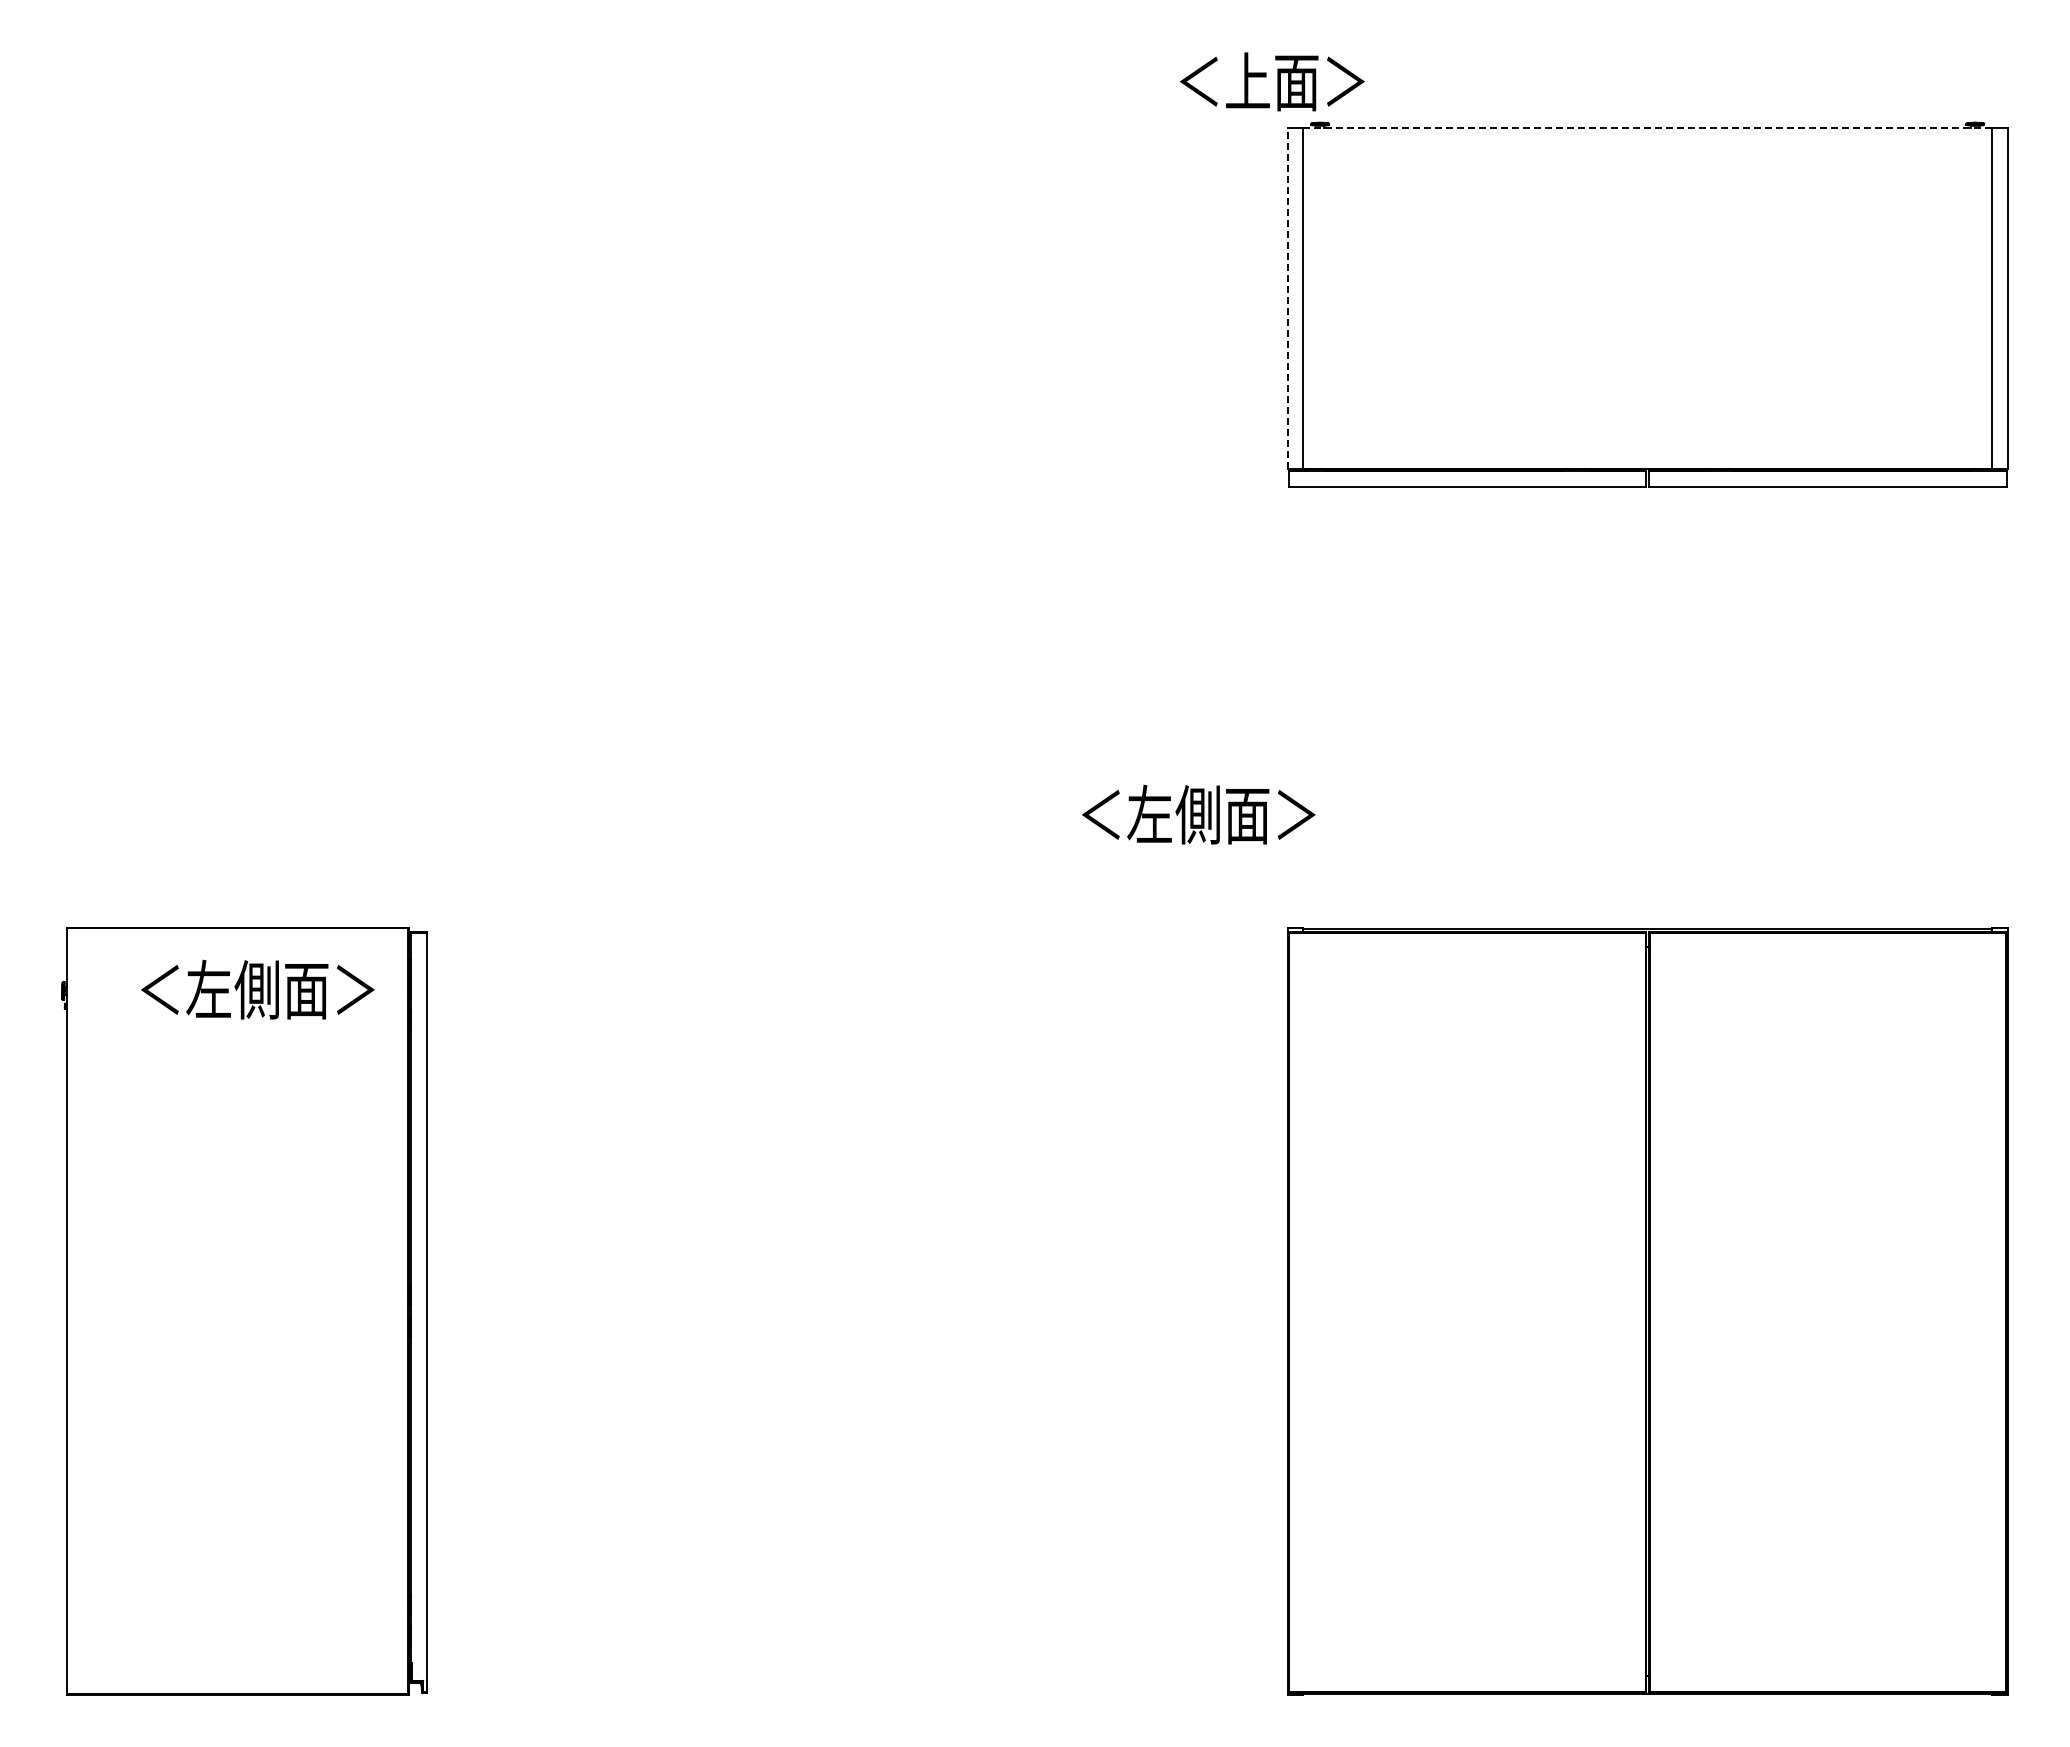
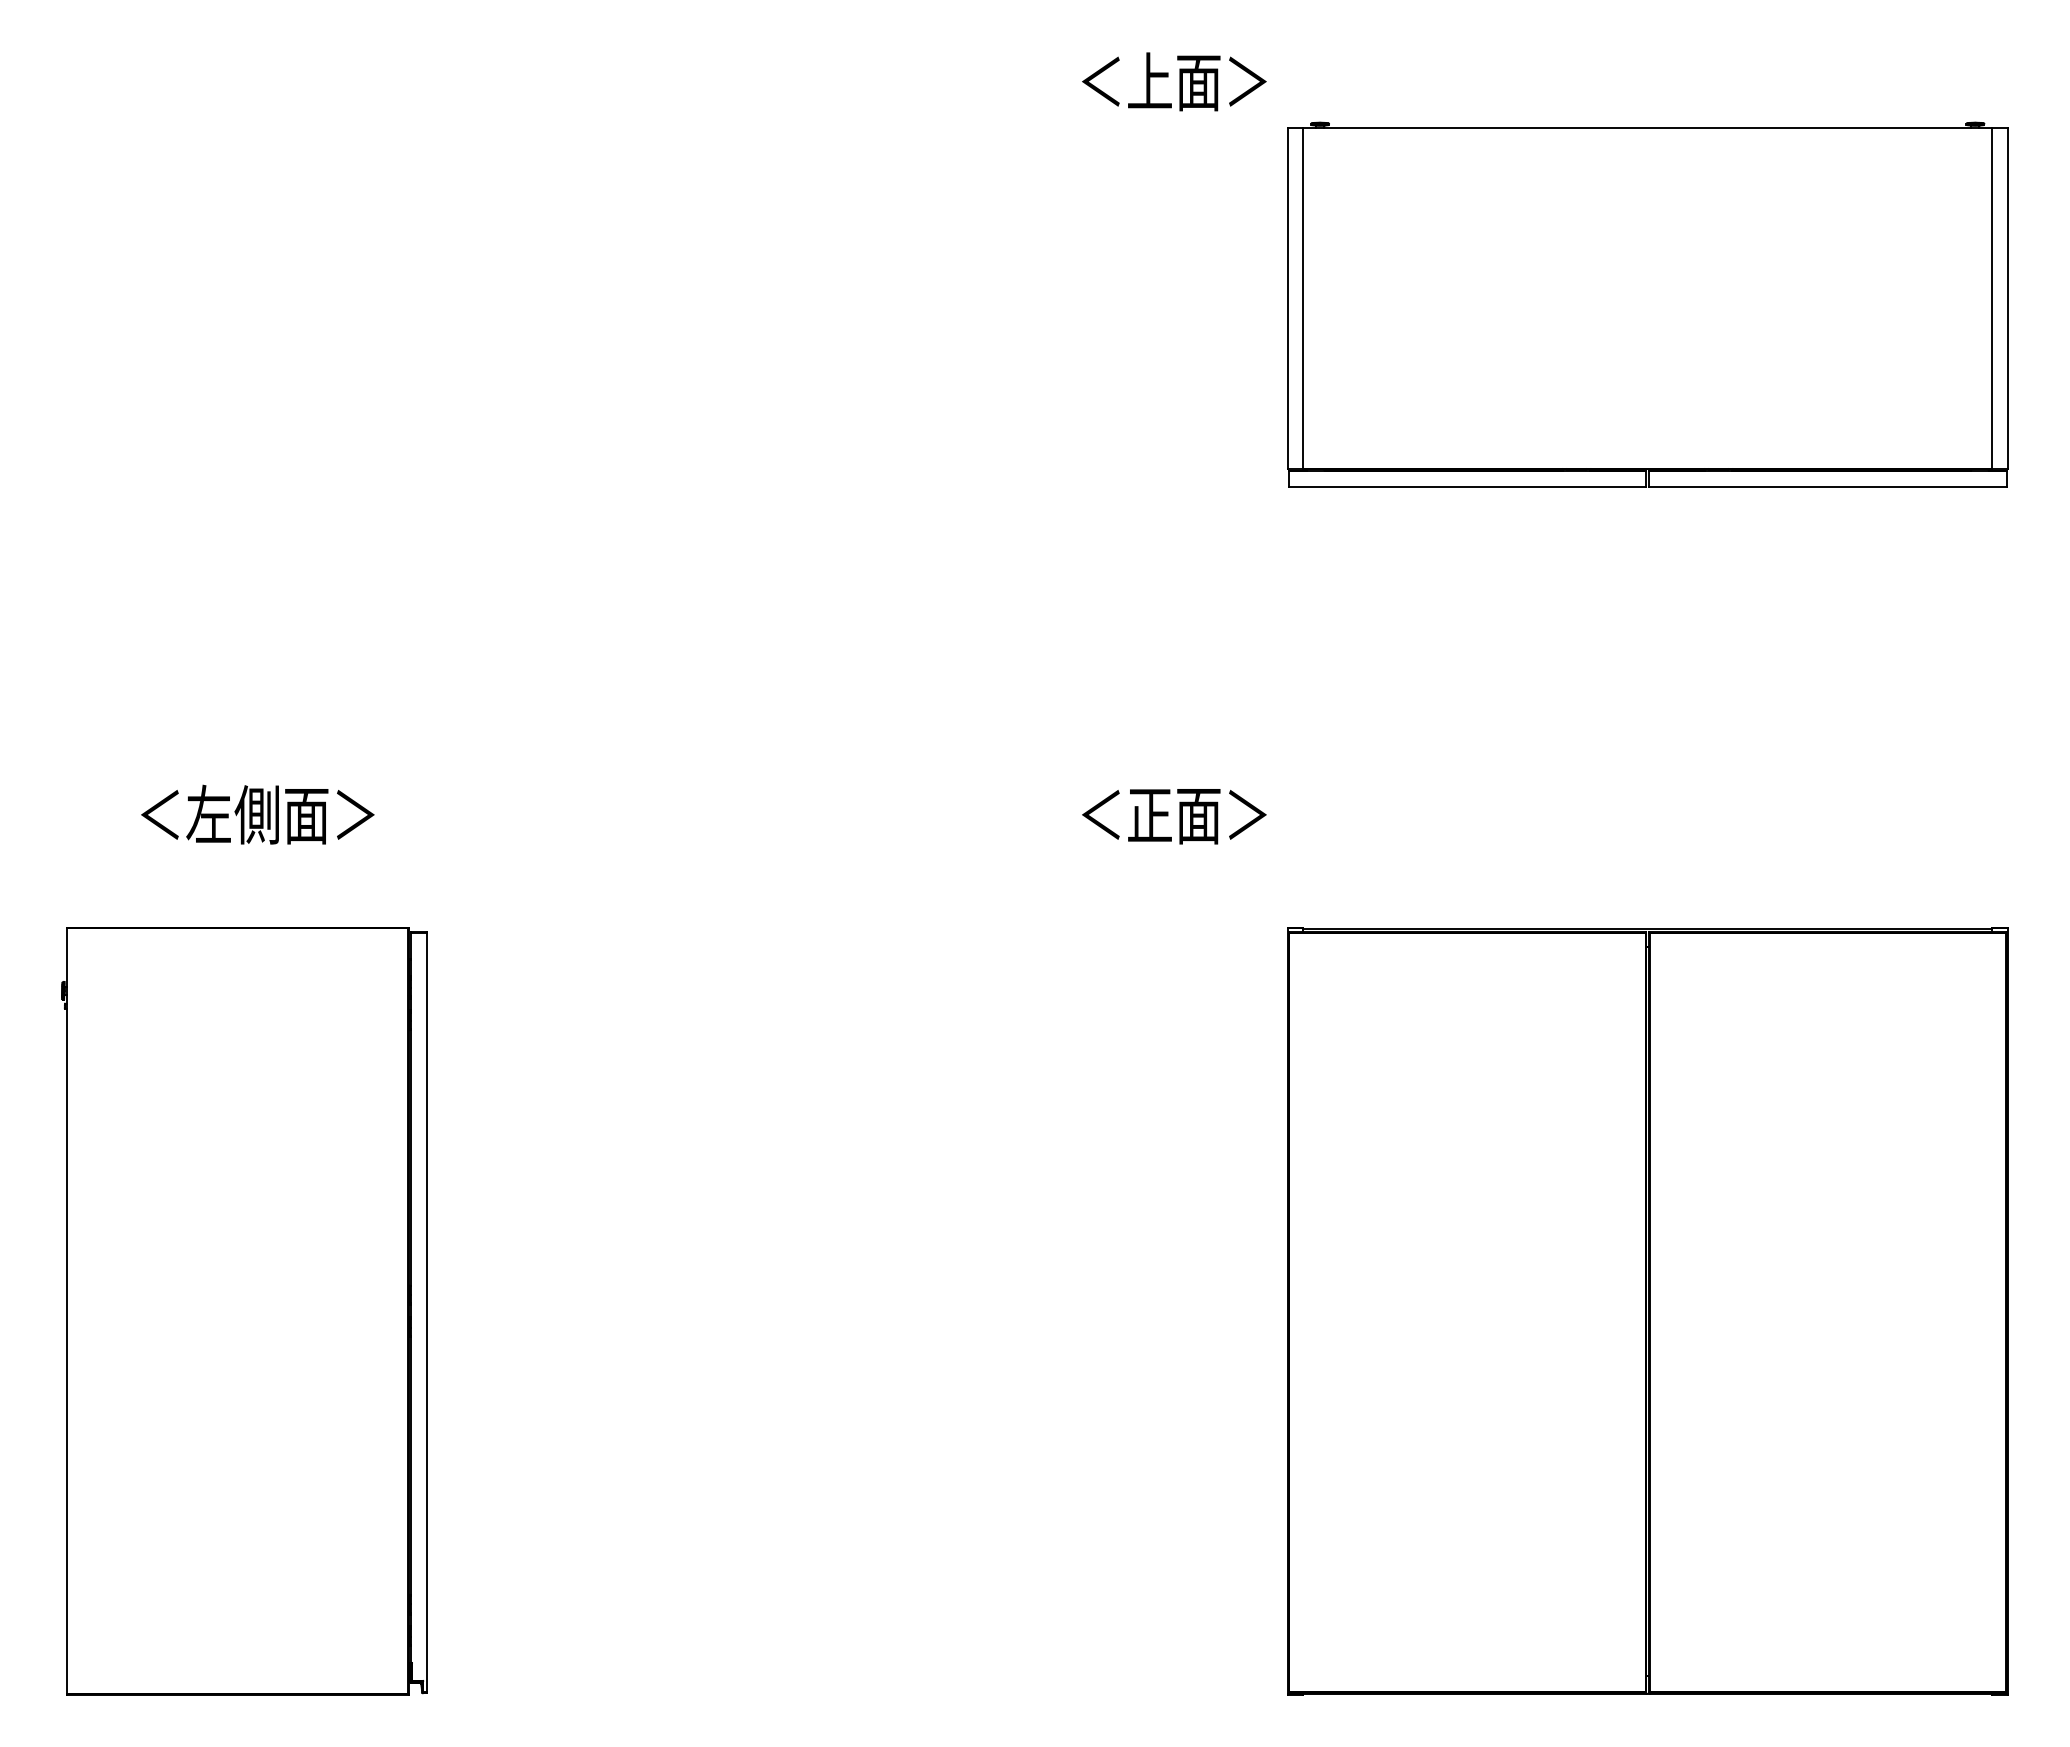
text position: (1272, 81) -> (1174, 81) (1174, 81)
line: dashed -> solid (1647, 127)
line: dashed -> solid (1287, 298)
text: ＜左側面＞ -> ＜正面＞ (1221, 814)
text position: (257, 989) -> (257, 814) (257, 814)
